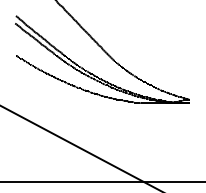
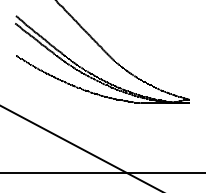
line position: (102, 181) -> (102, 172) (102, 172)
